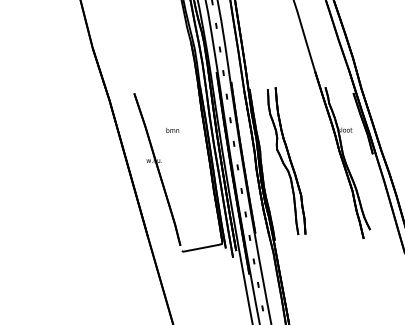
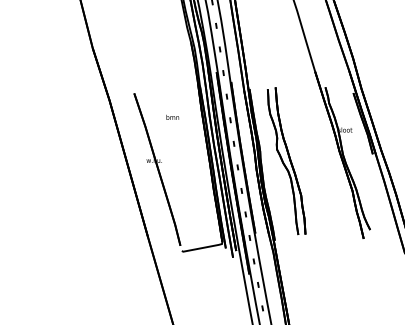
text position: (172, 129) -> (172, 116) (172, 116)
